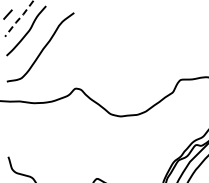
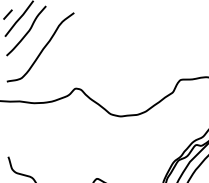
line: dashed -> solid (19, 18)
